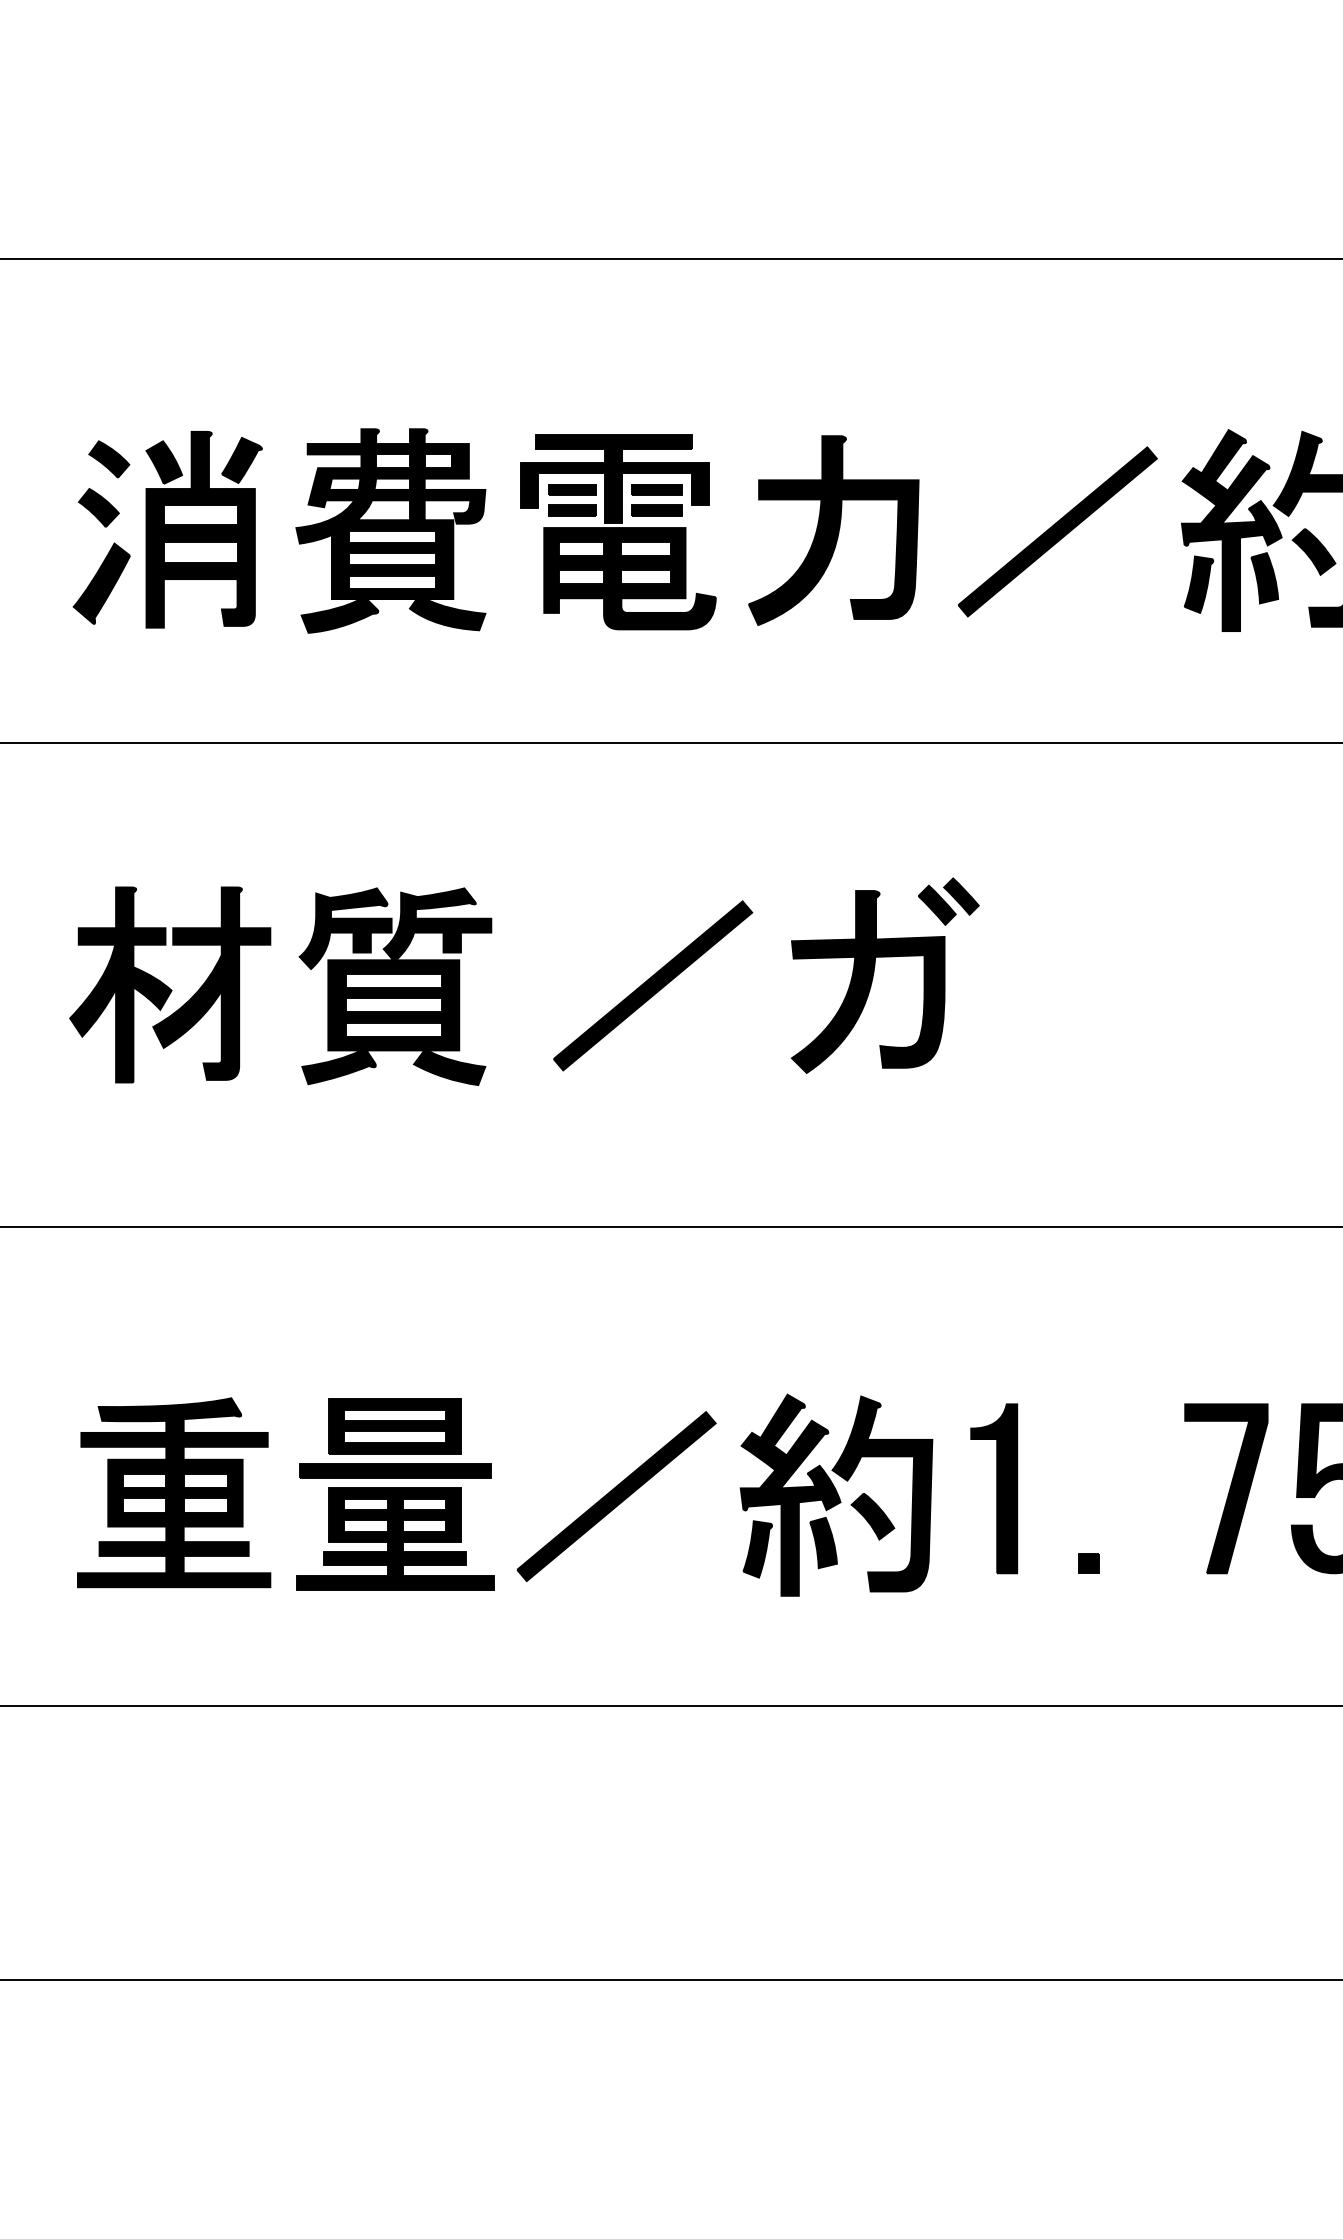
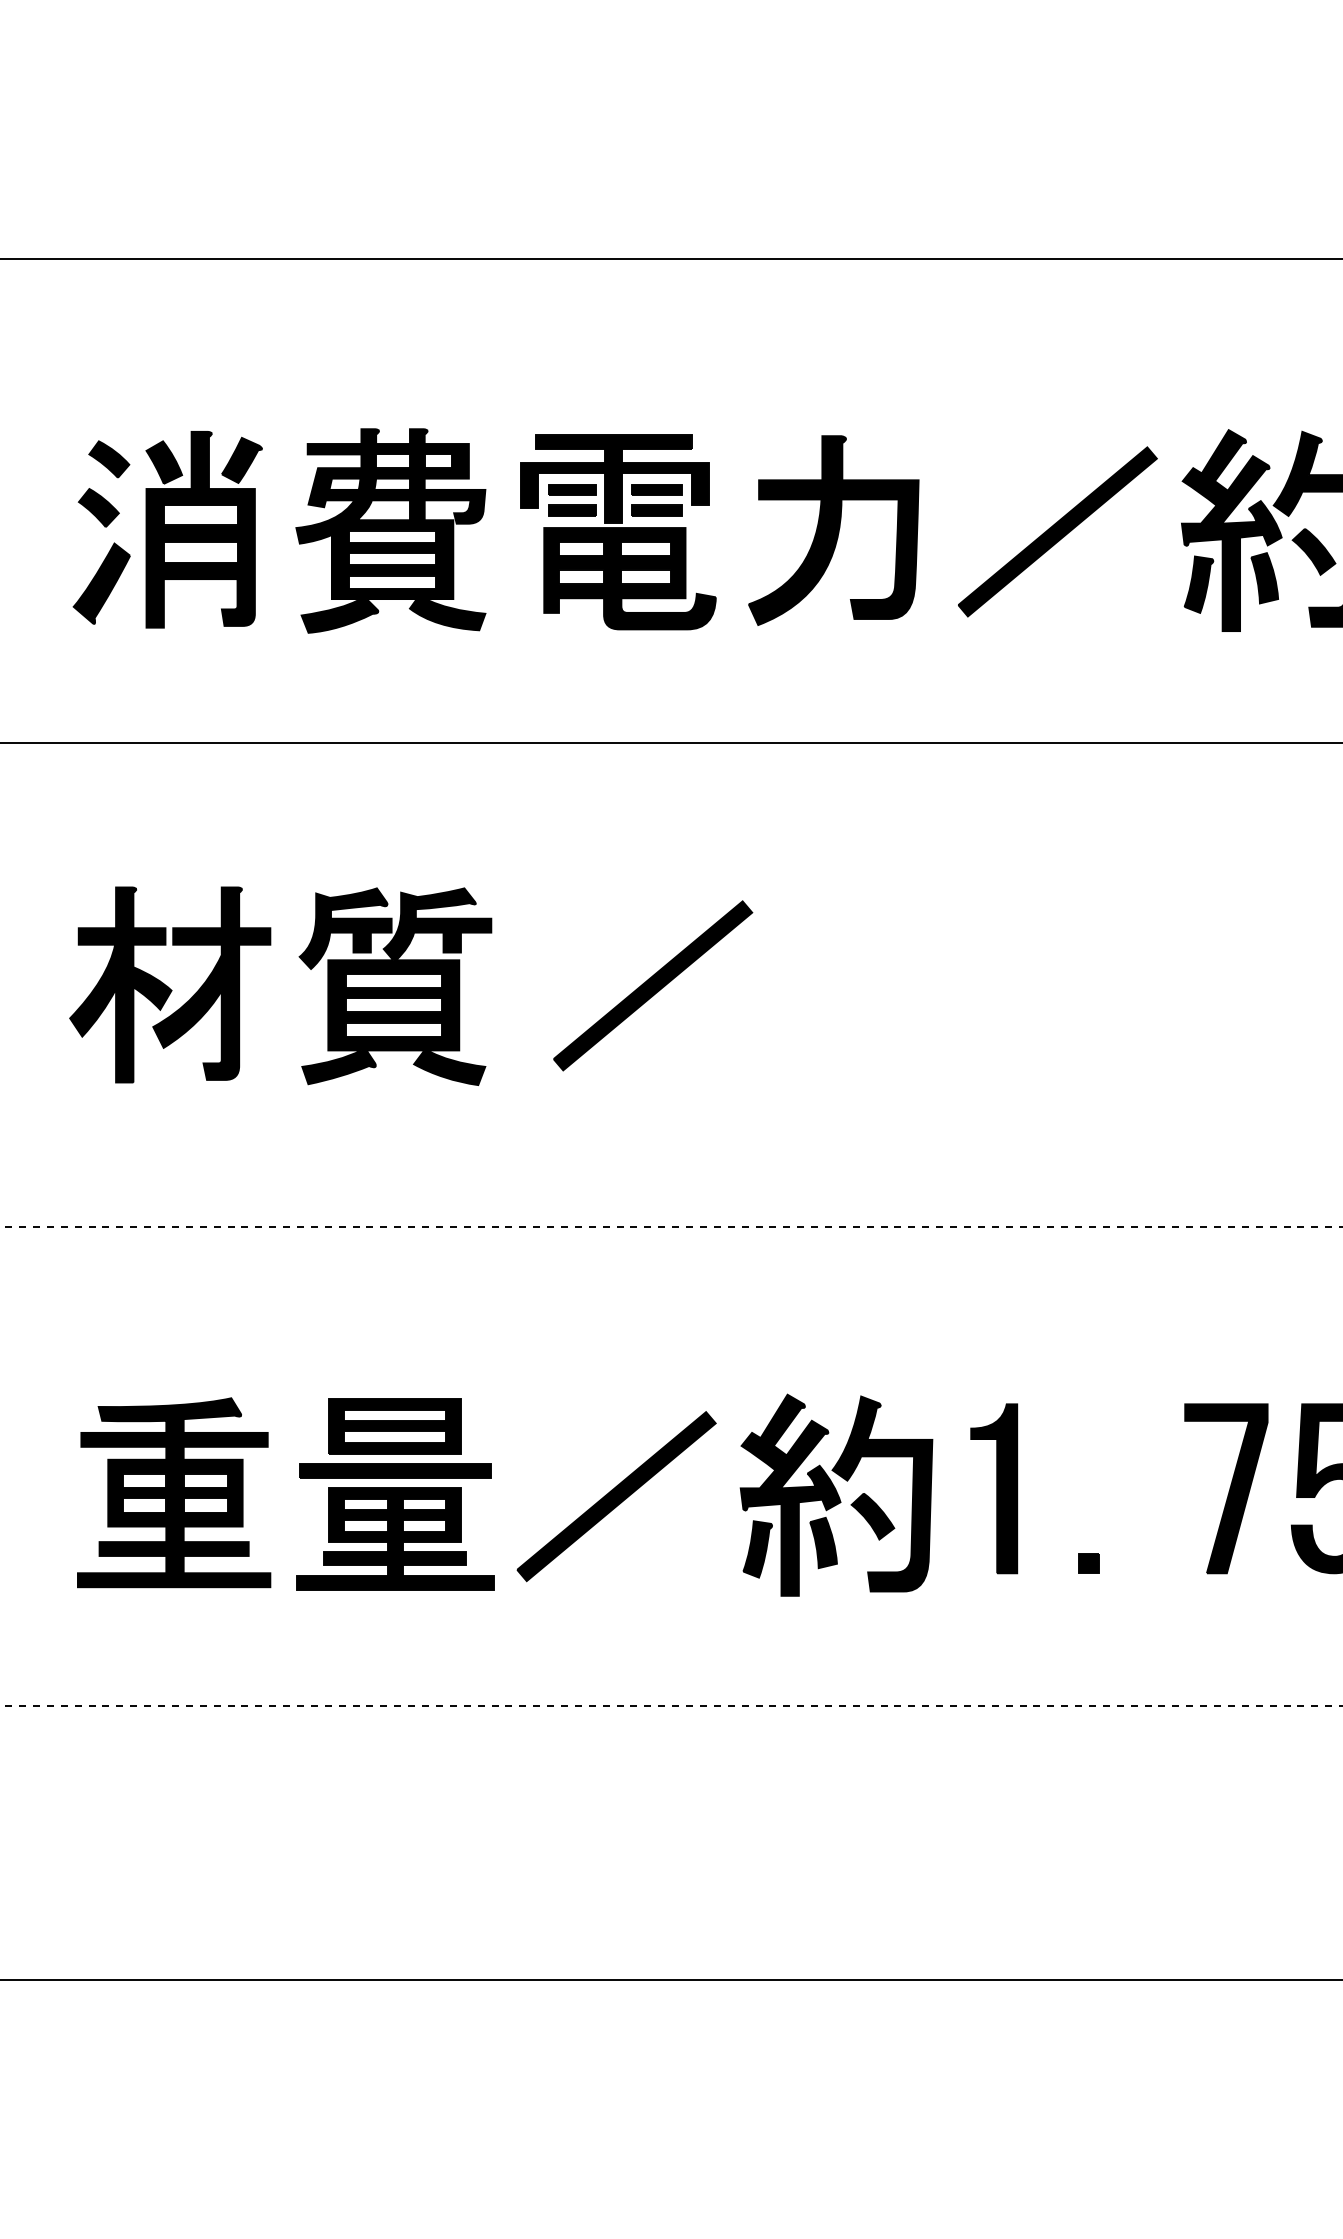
part: present -> none (874, 973)
line: solid -> dashed (671, 1227)
line: solid -> dashed (671, 1706)
